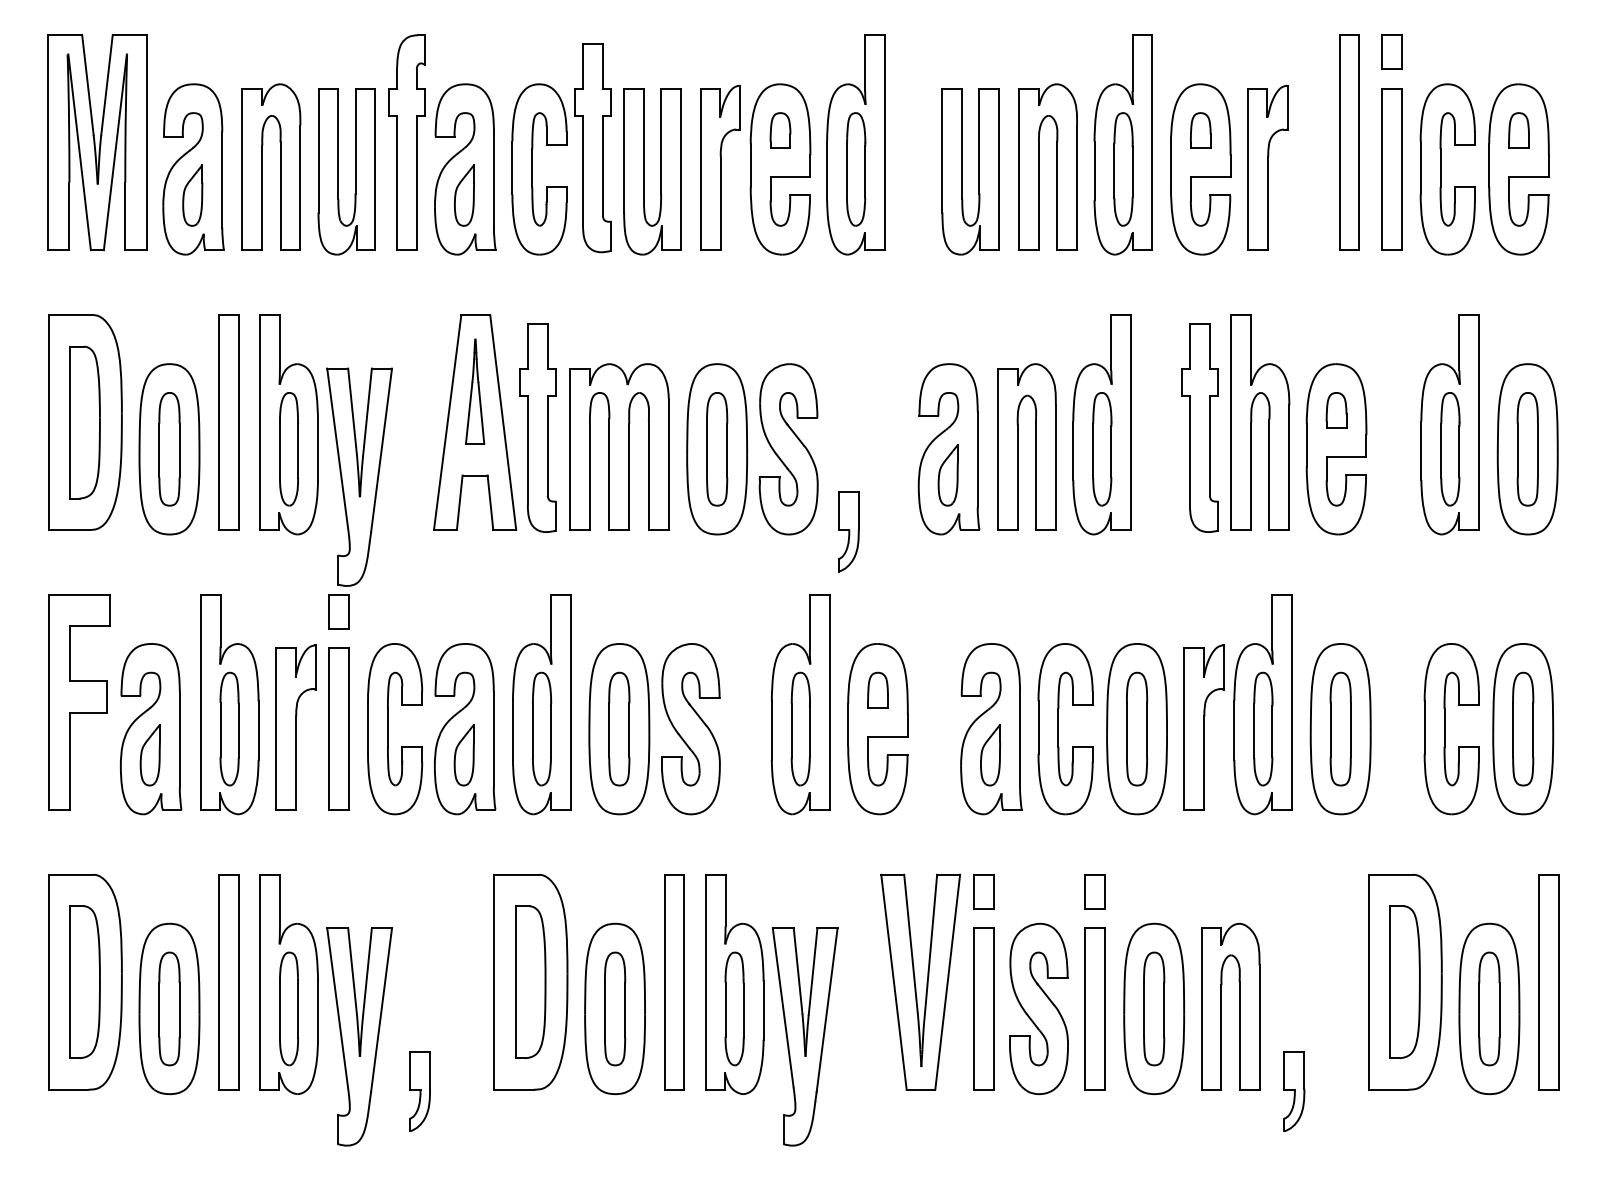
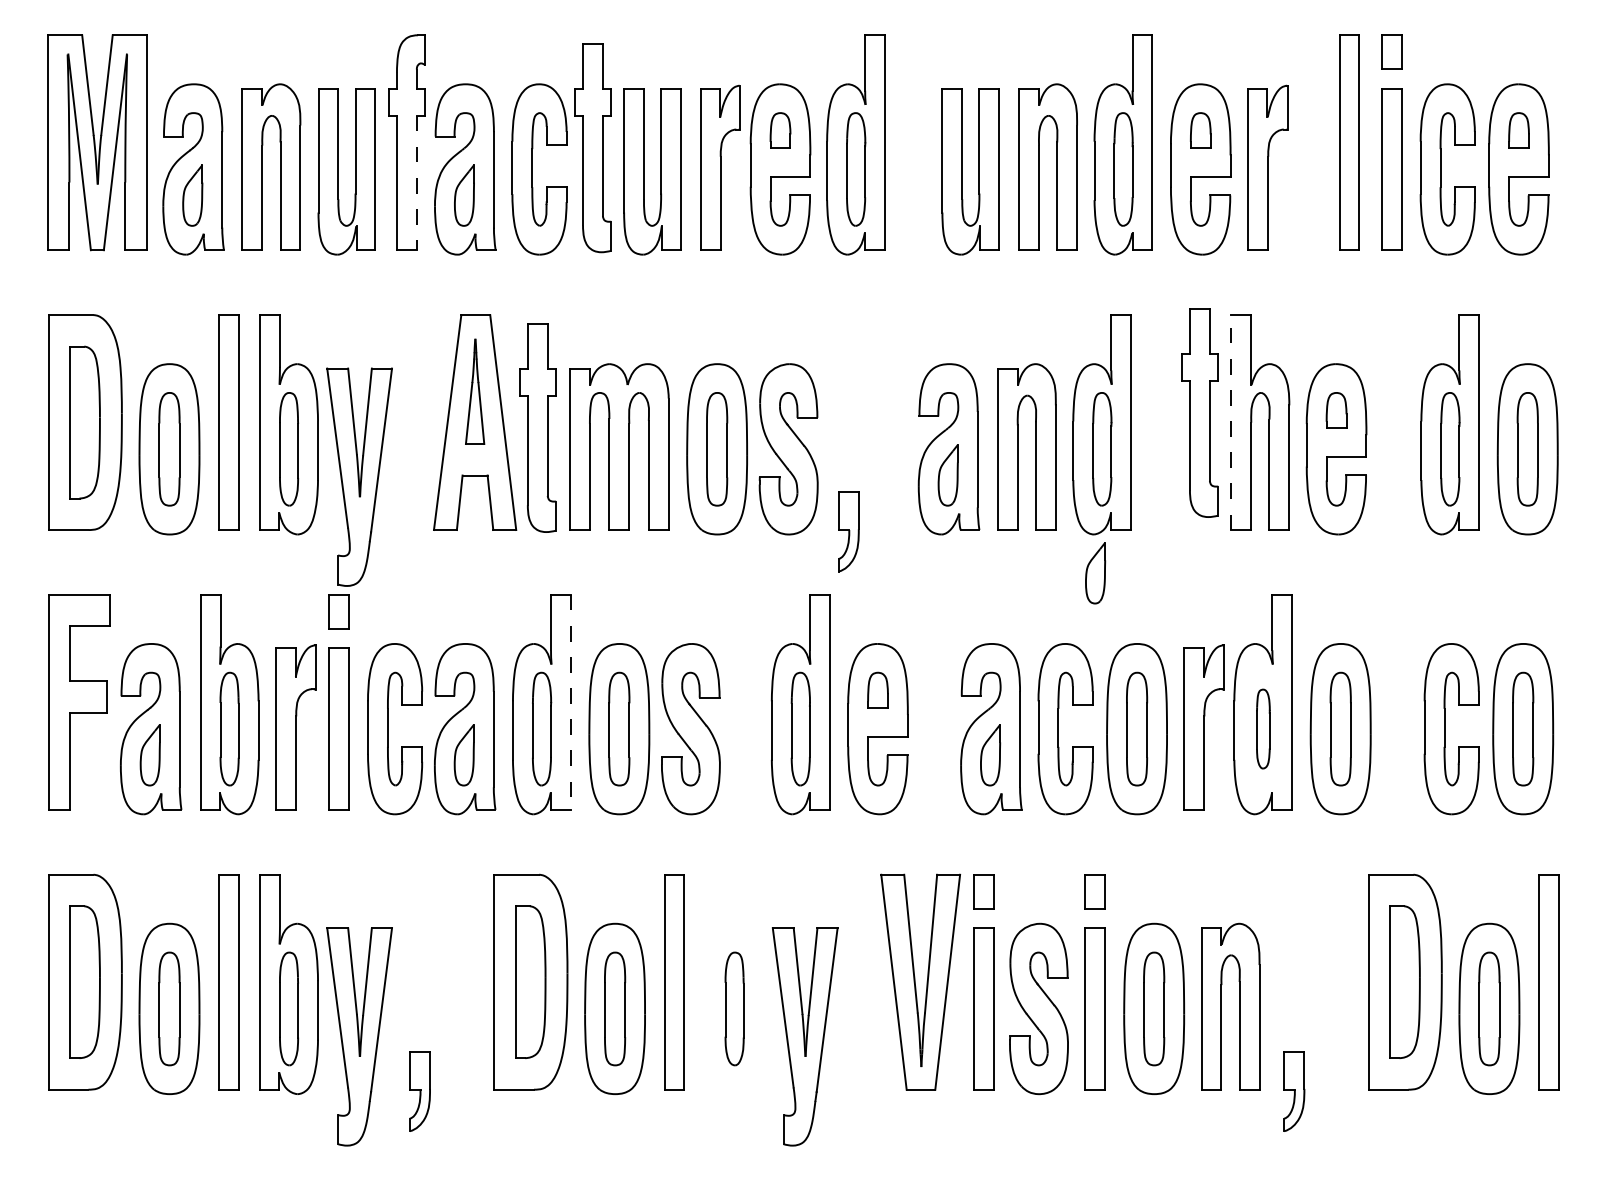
line: solid -> dashed (416, 183)
line: solid -> dashed (1231, 422)
part position: (1199, 427) -> (1199, 412) (1199, 412)
part: none -> present (1095, 573)
line: solid -> dashed (570, 702)
part size: 21x116 px -> 15x82 px (1263, 728)
part: present -> none (734, 984)
